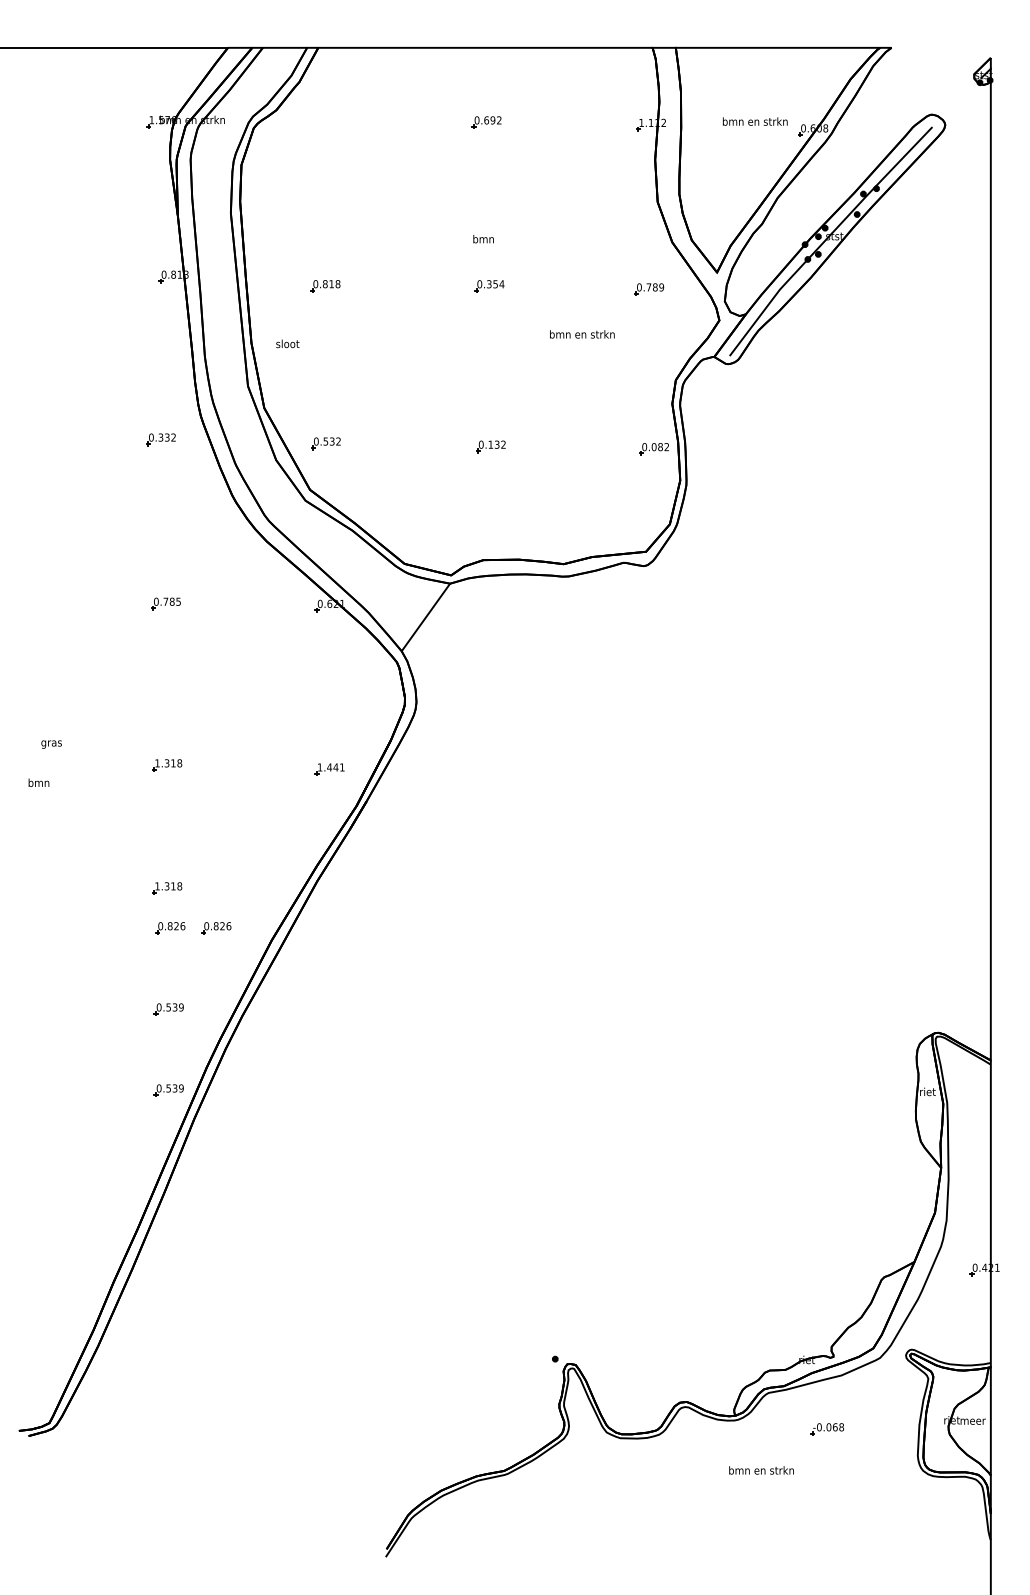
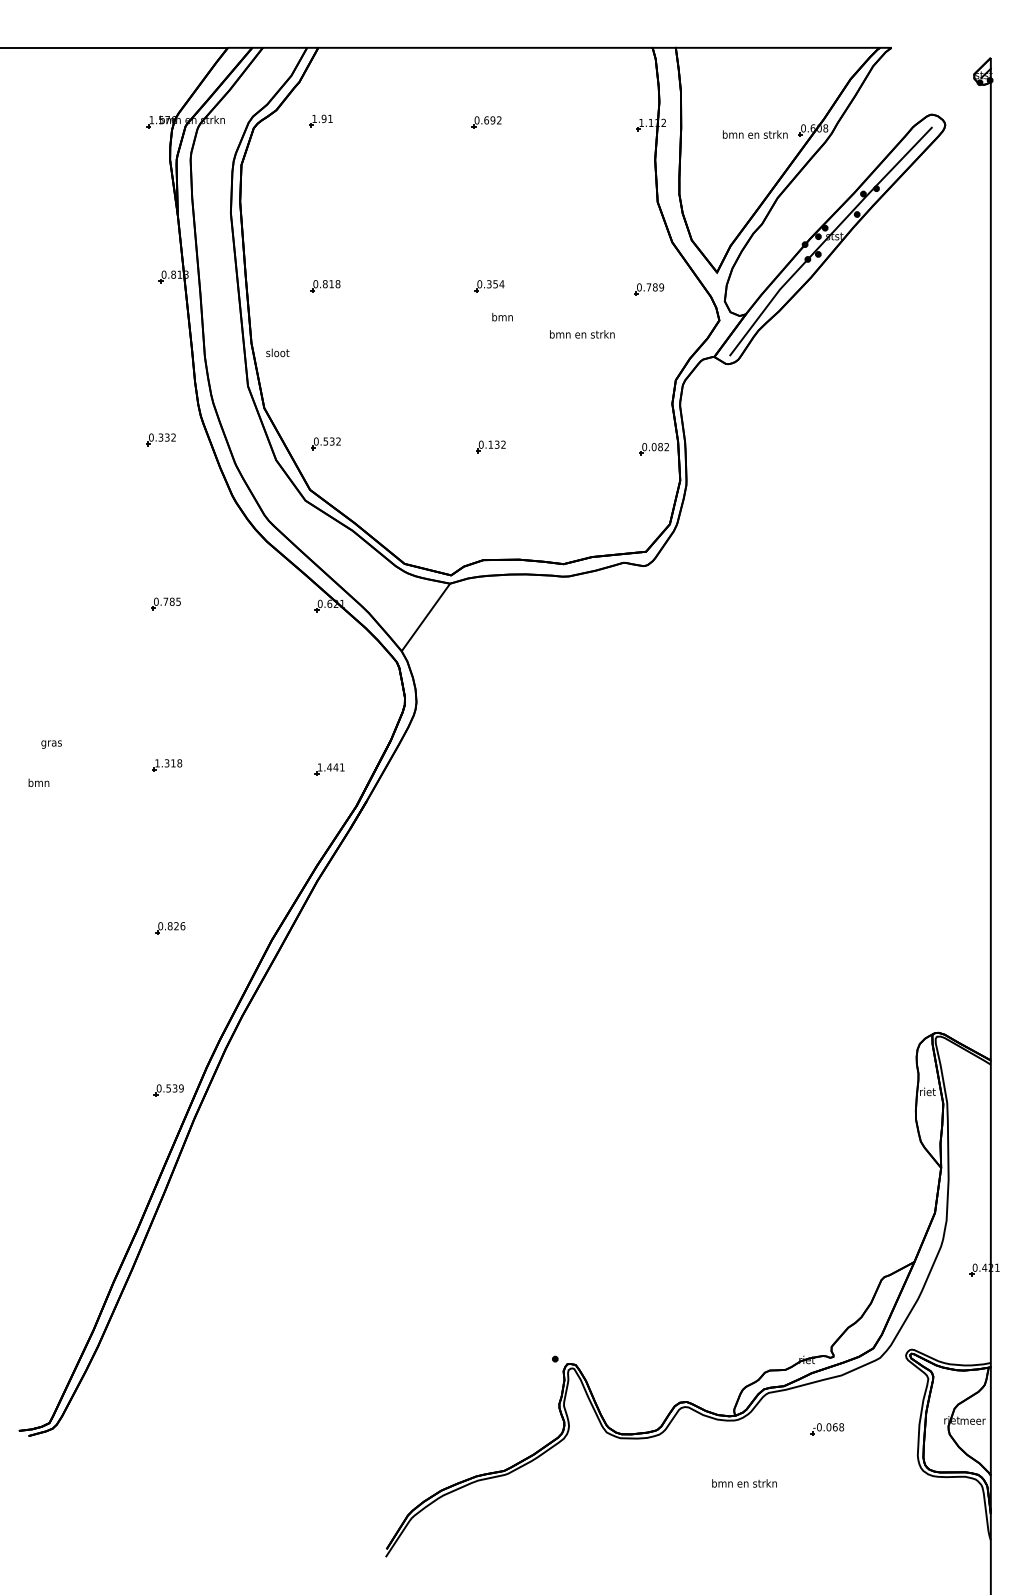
part: none -> present (320, 120)
text position: (755, 121) -> (755, 134) (755, 134)
text position: (483, 239) -> (502, 317) (502, 317)
text position: (287, 343) -> (277, 352) (277, 352)
part: present -> none (167, 888)
part: present -> none (216, 928)
part: present -> none (168, 1009)
text position: (761, 1470) -> (744, 1483) (744, 1483)
